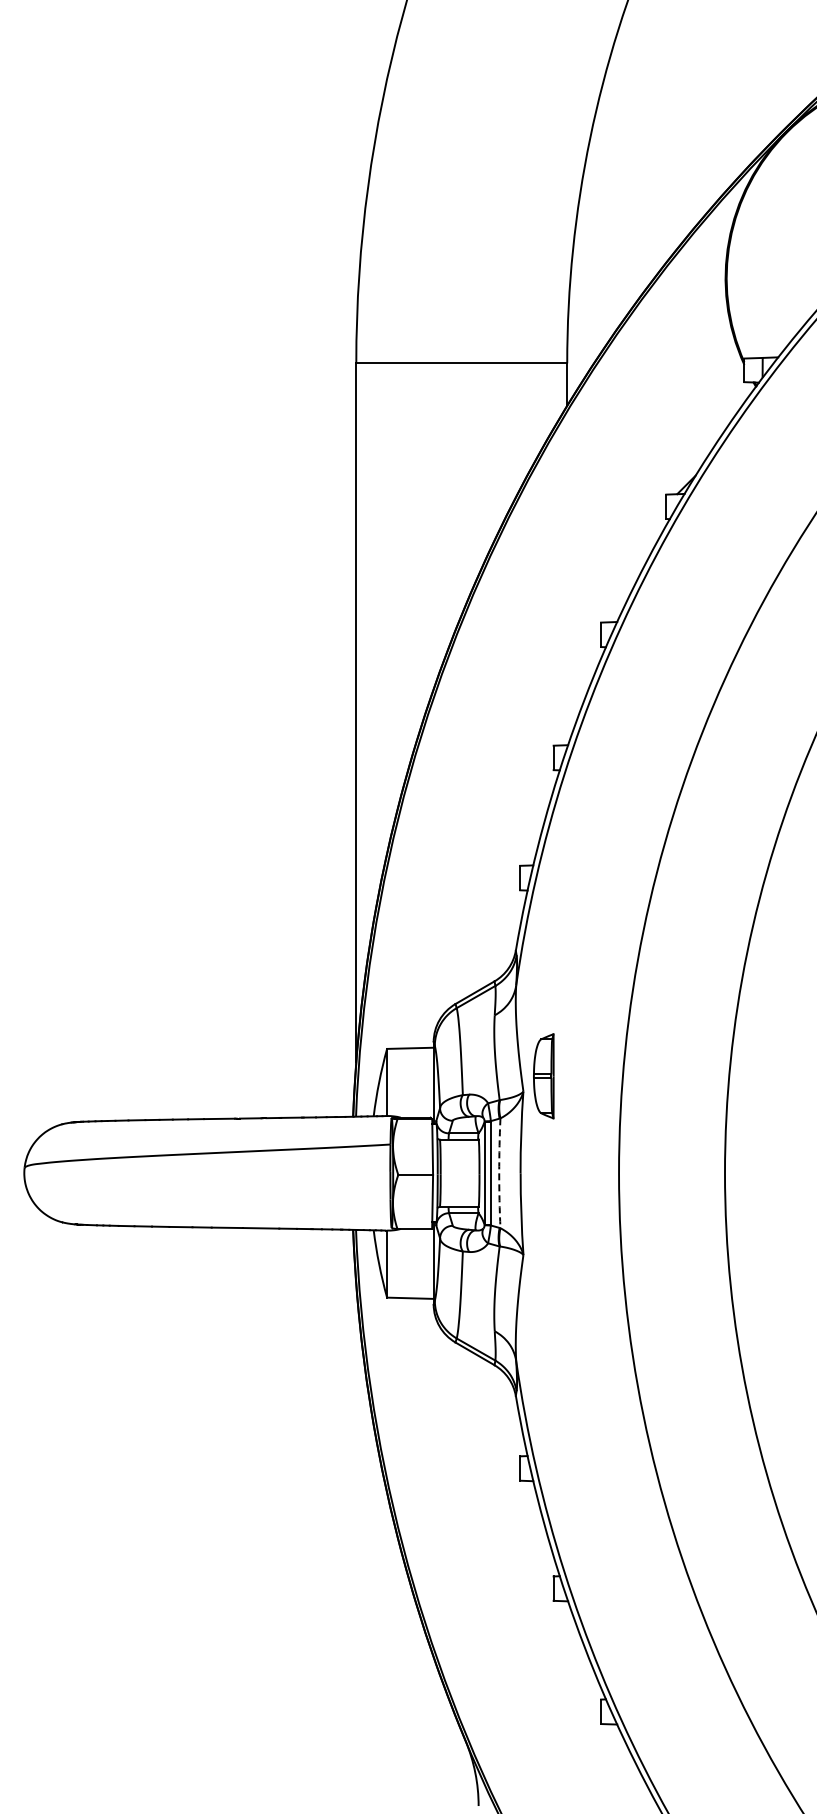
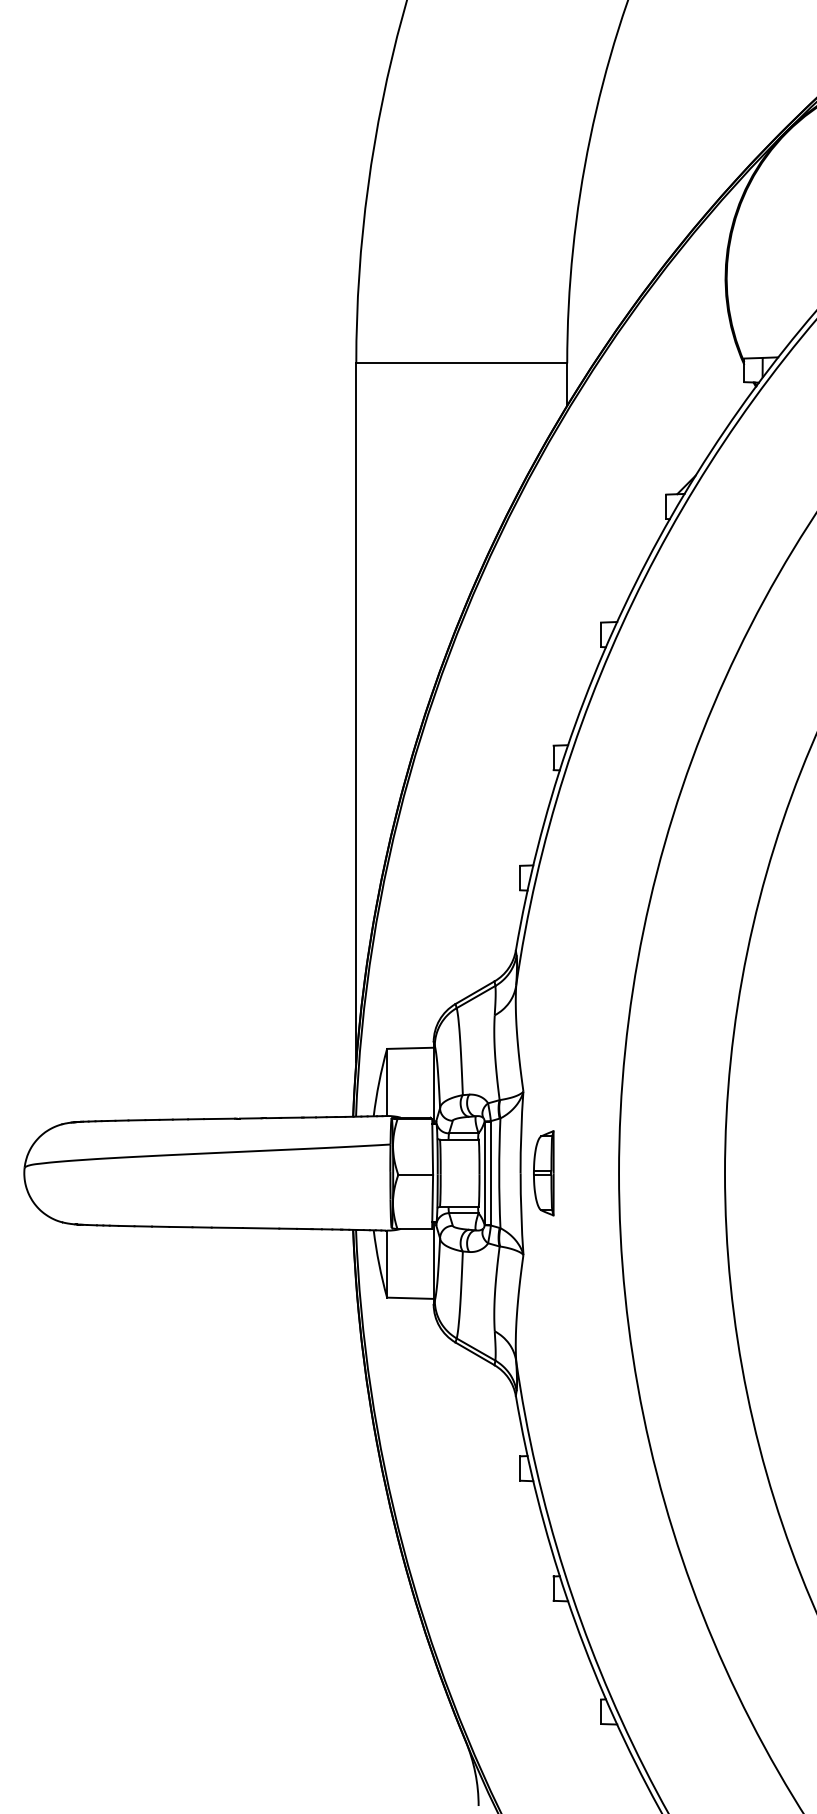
part position: (543, 1076) -> (543, 1173) (543, 1173)
arc: dashed -> solid (499, 1173)
